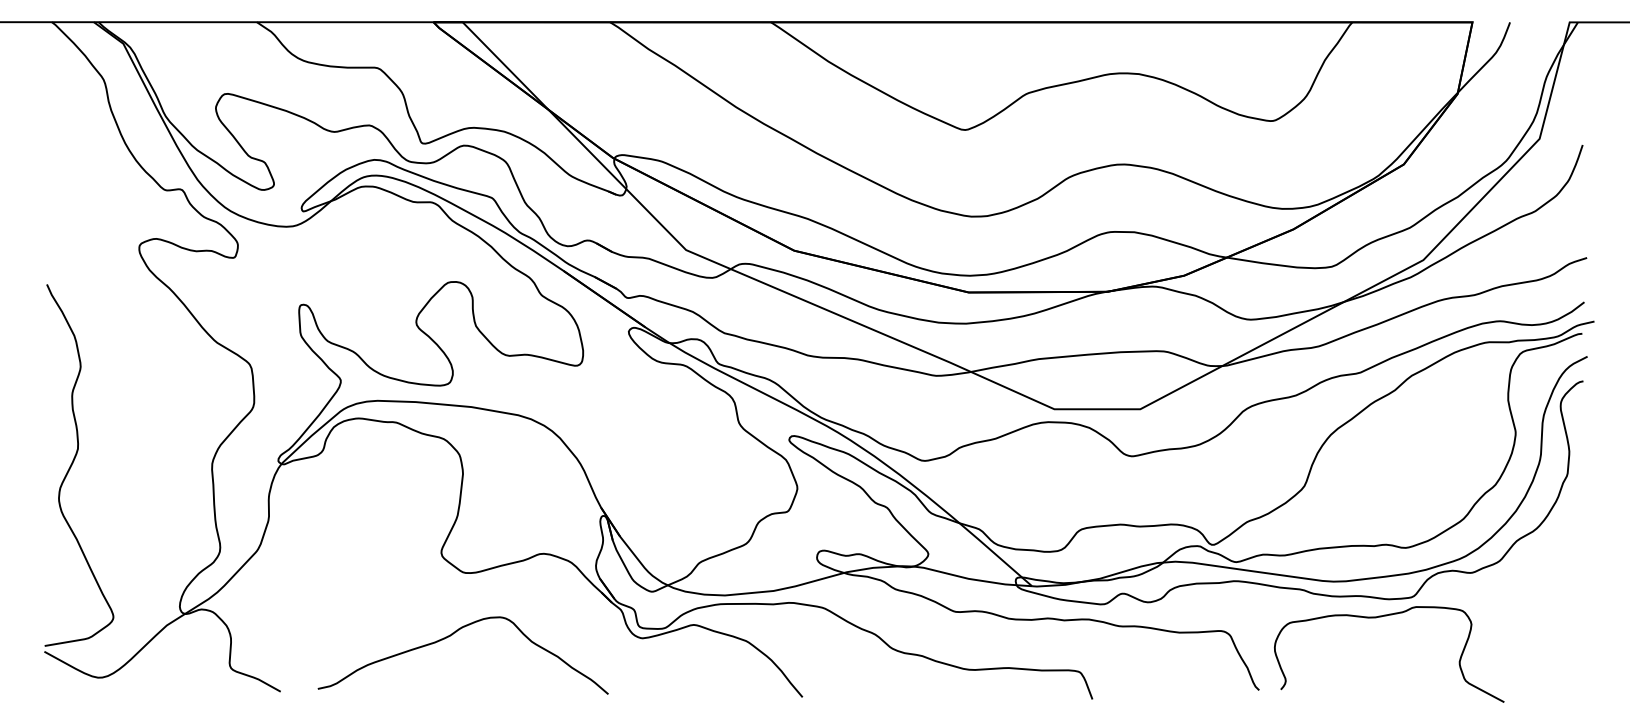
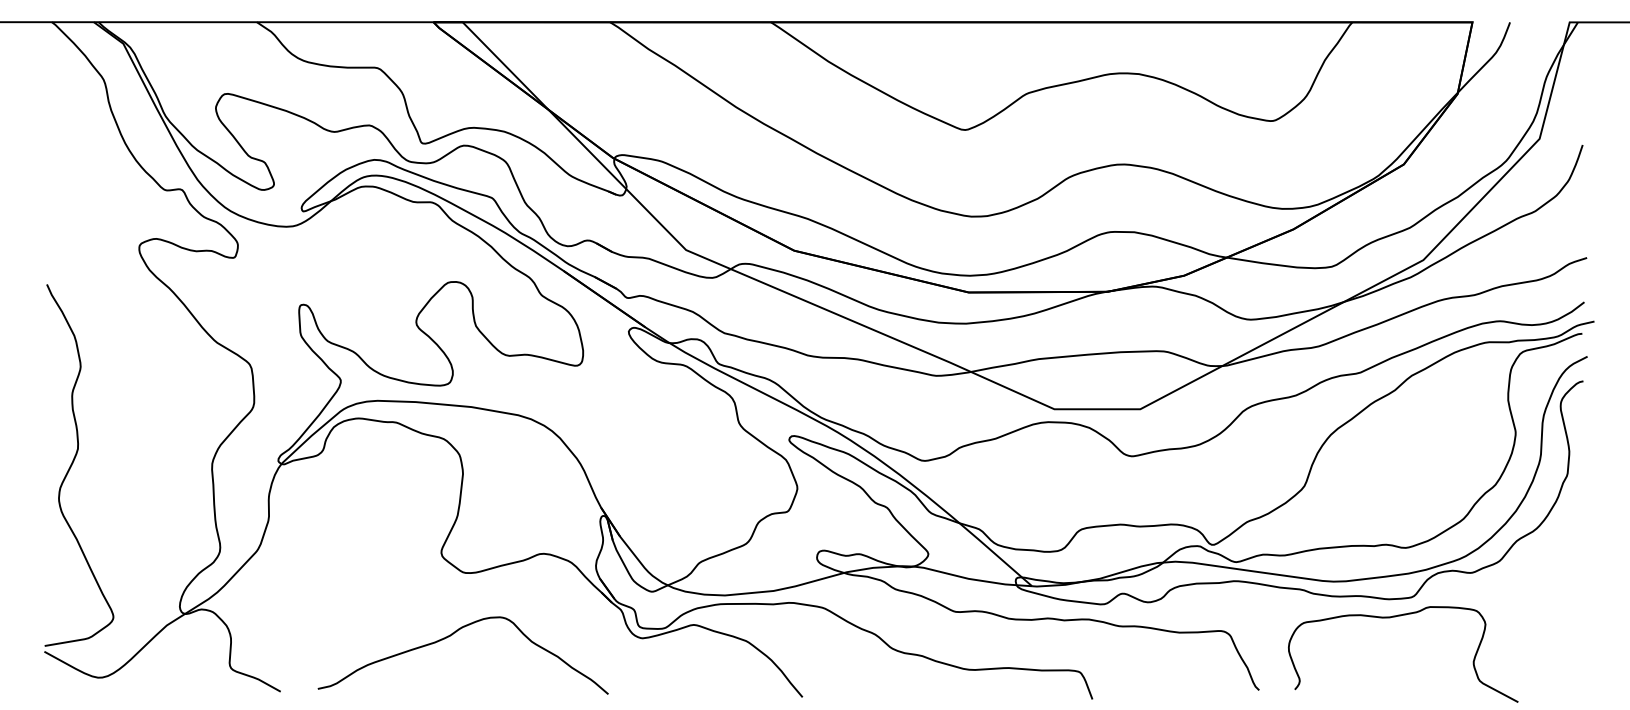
curve position: (1381, 617) -> (1395, 617) (1395, 617)
